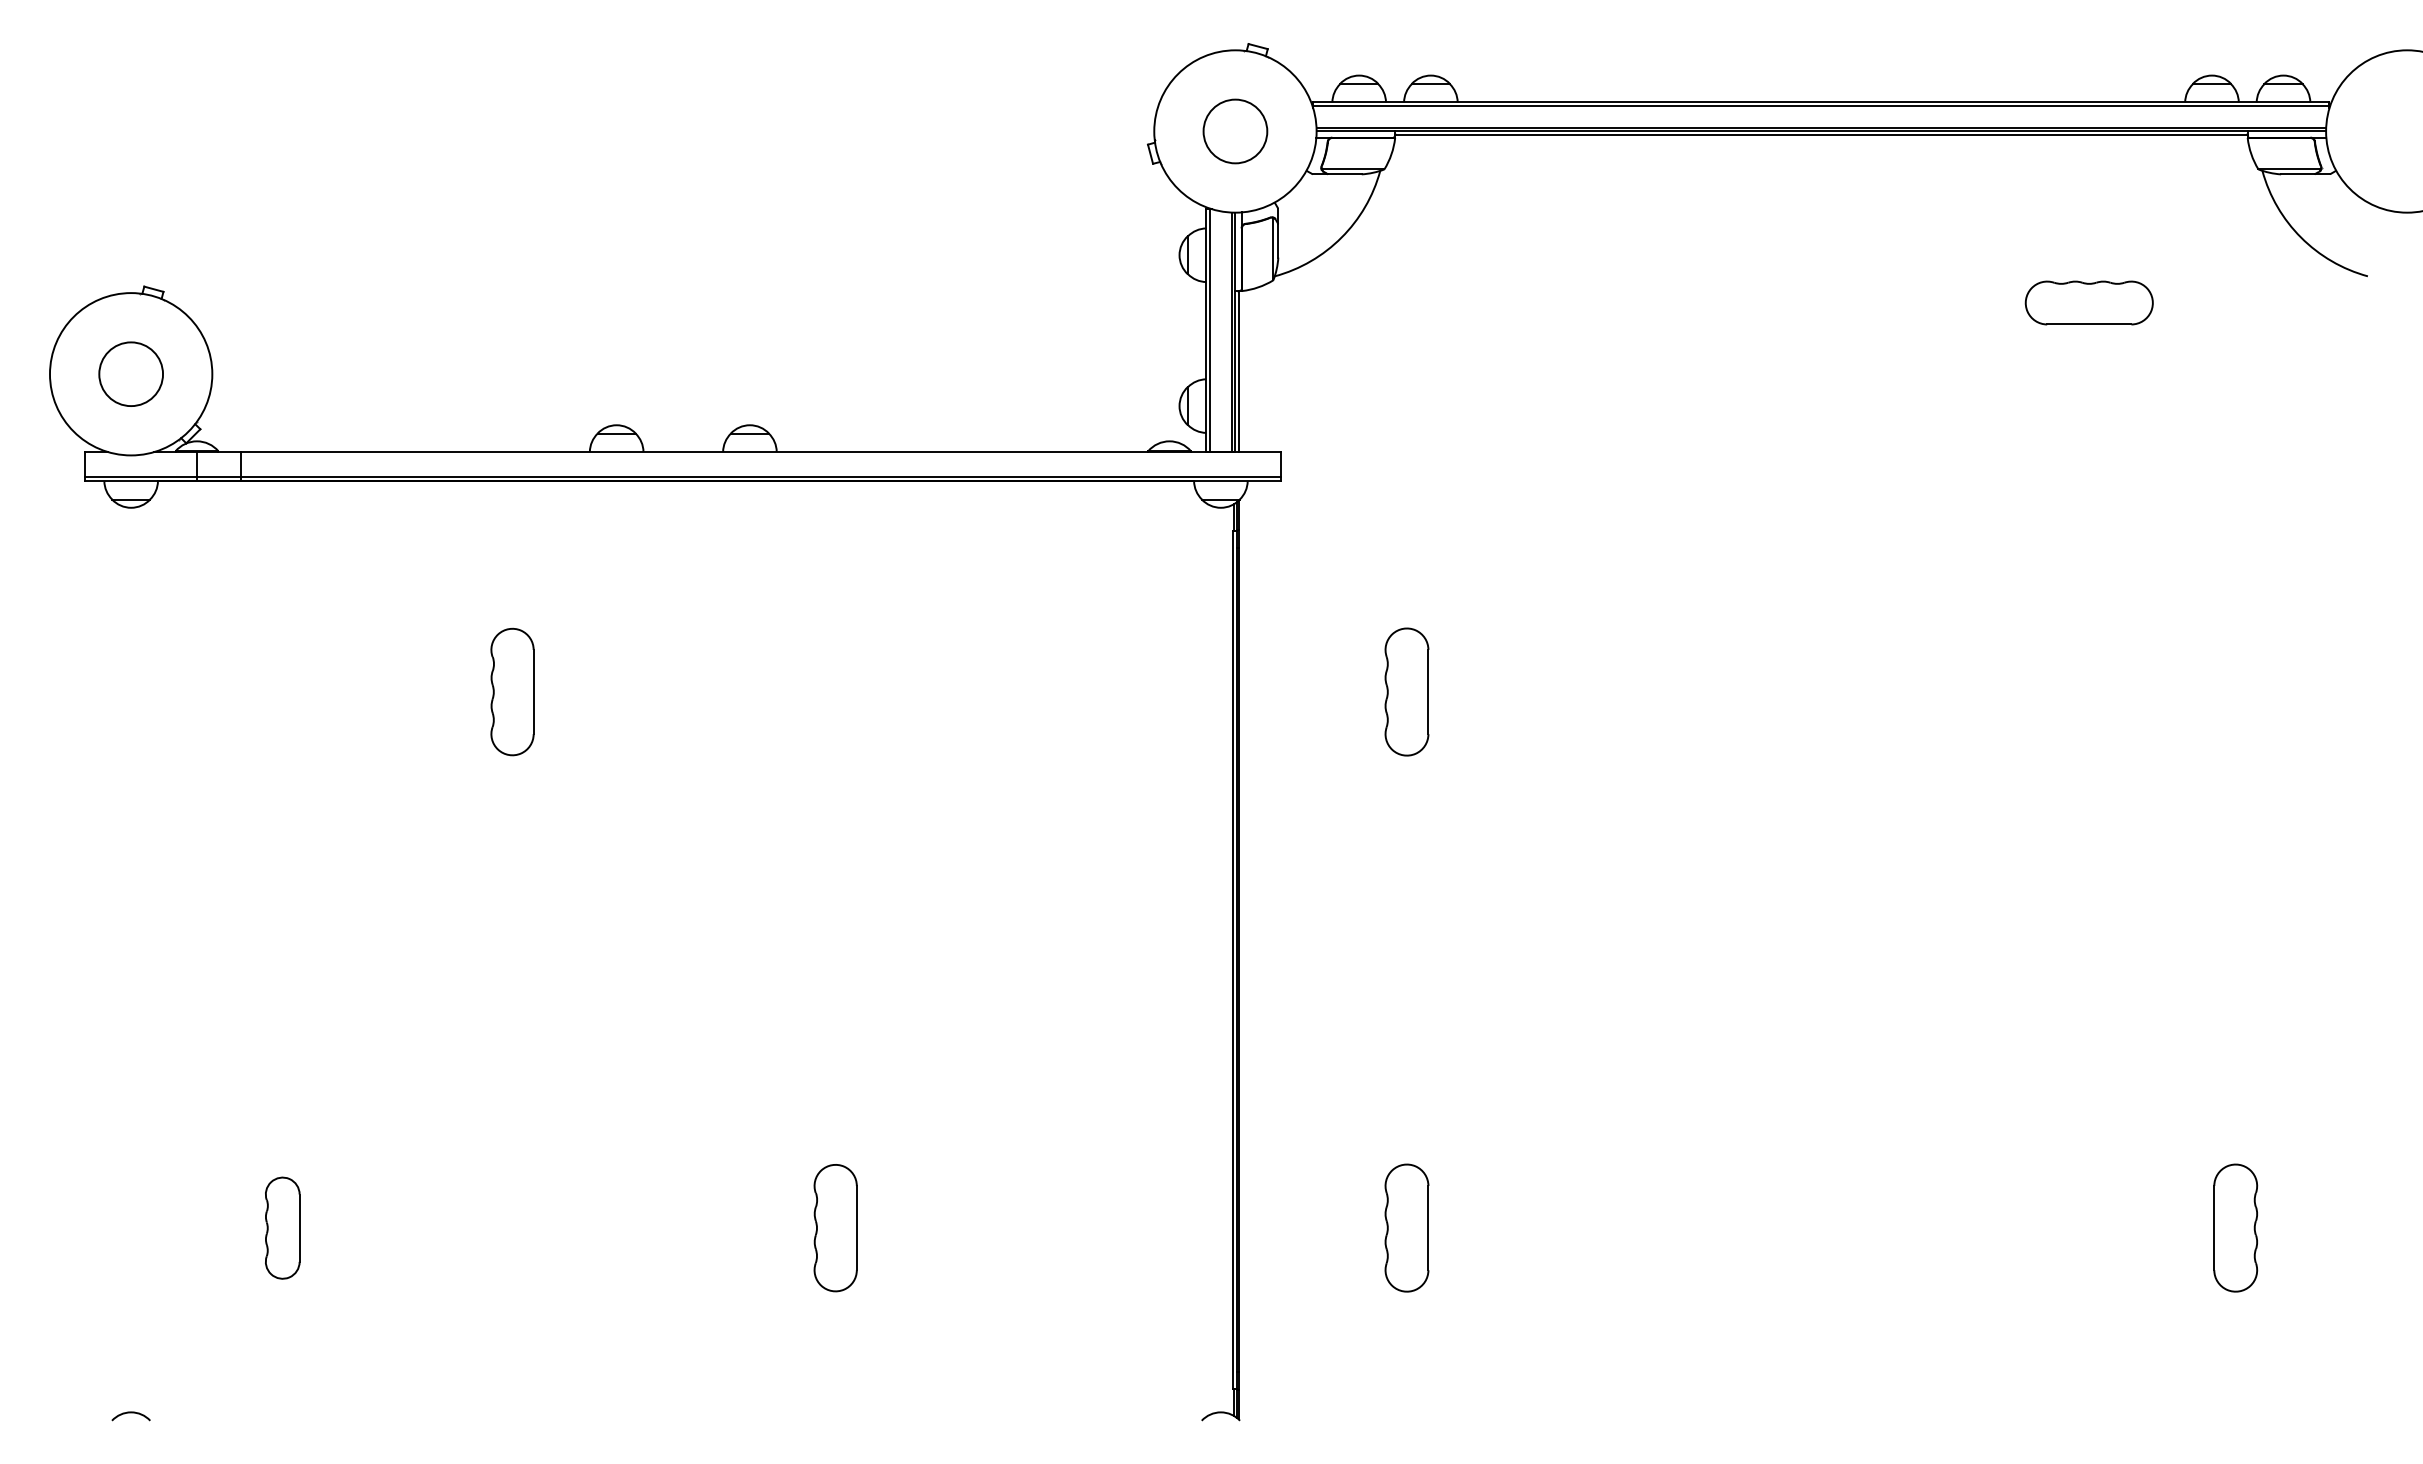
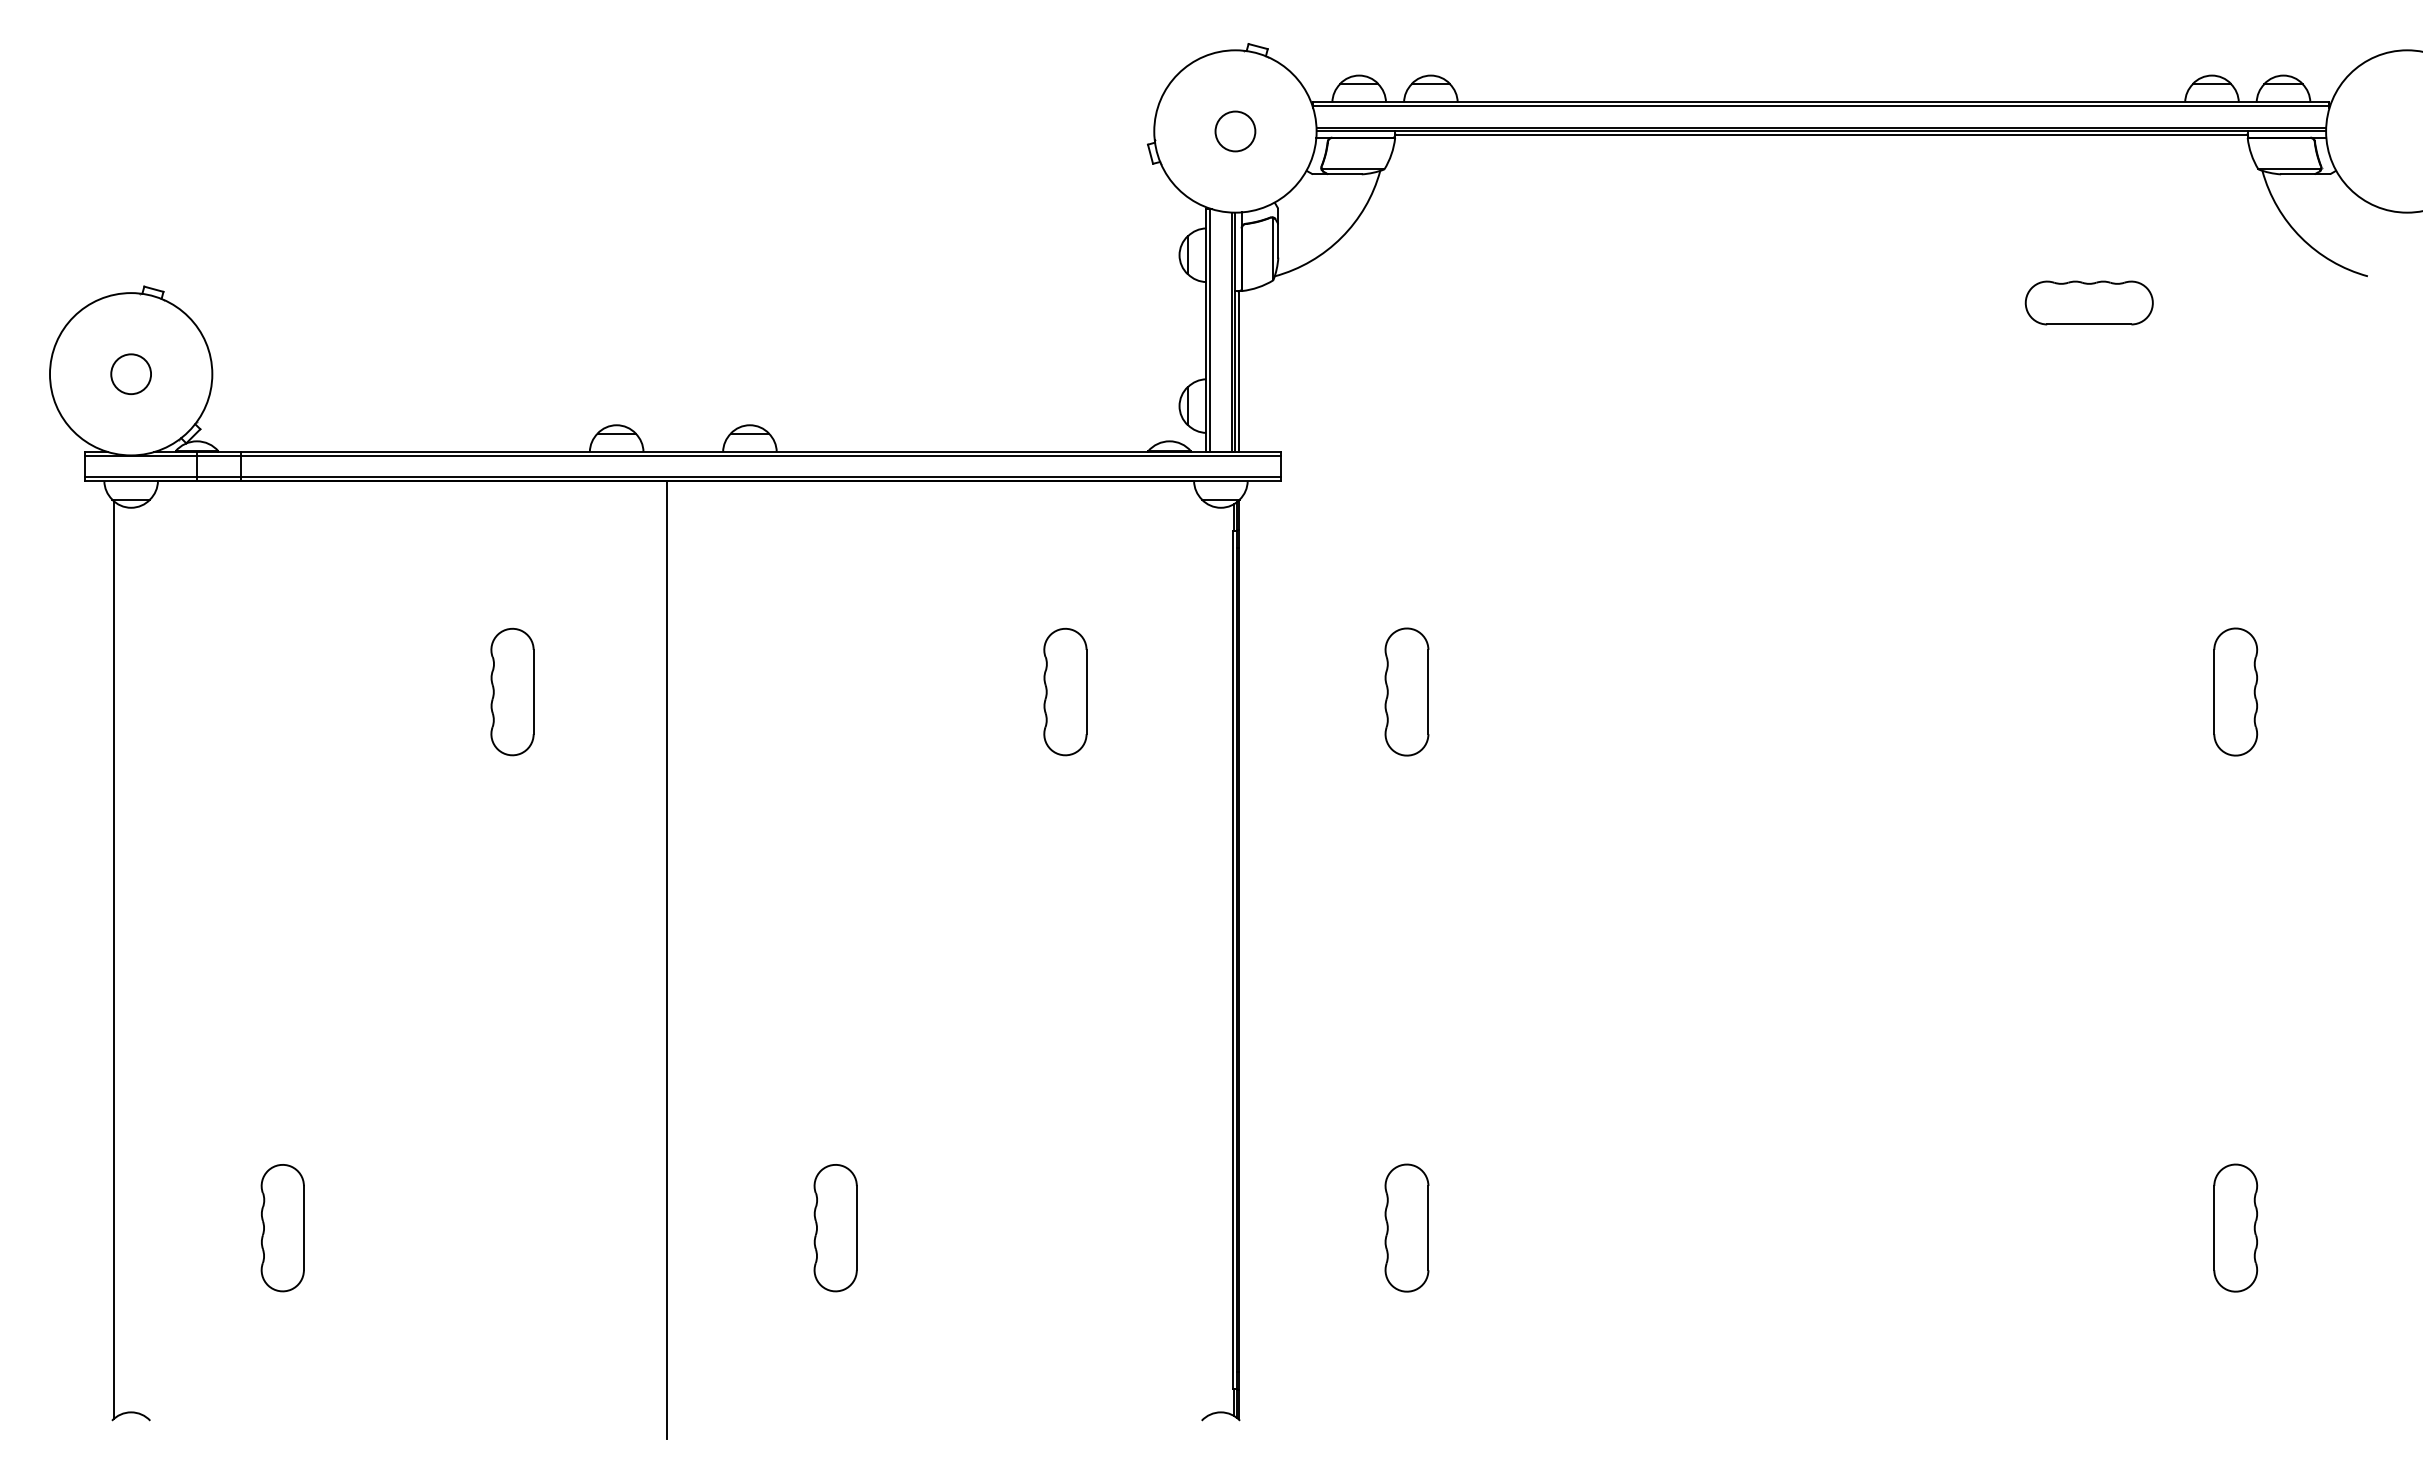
circle diameter: 64 px -> 40 px (1235, 131)
circle diameter: 64 px -> 40 px (131, 374)
line: none -> present (683, 455)
part: none -> present (1065, 691)
part: none -> present (2235, 691)
line: none -> present (114, 959)
line: none -> present (667, 959)
part size: 36x104 px -> 45x129 px (282, 1228)
